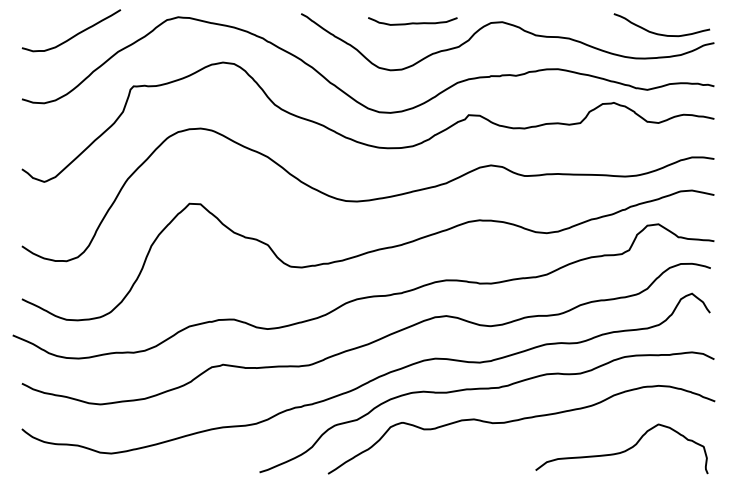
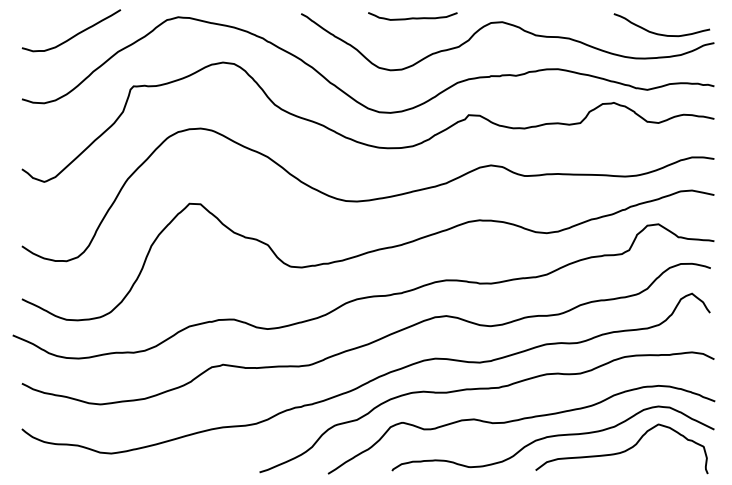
curve position: (412, 22) -> (412, 17) (412, 17)
curve: none -> present (552, 437)
